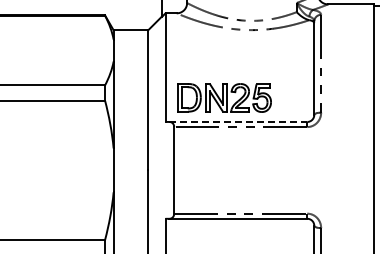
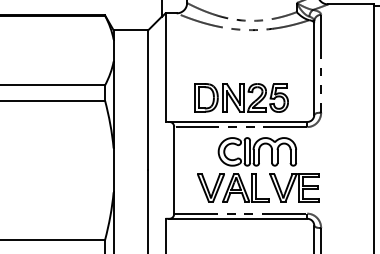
part position: (224, 97) -> (241, 97) (241, 97)
line: dashed -> solid (238, 121)
part: none -> present (258, 169)
